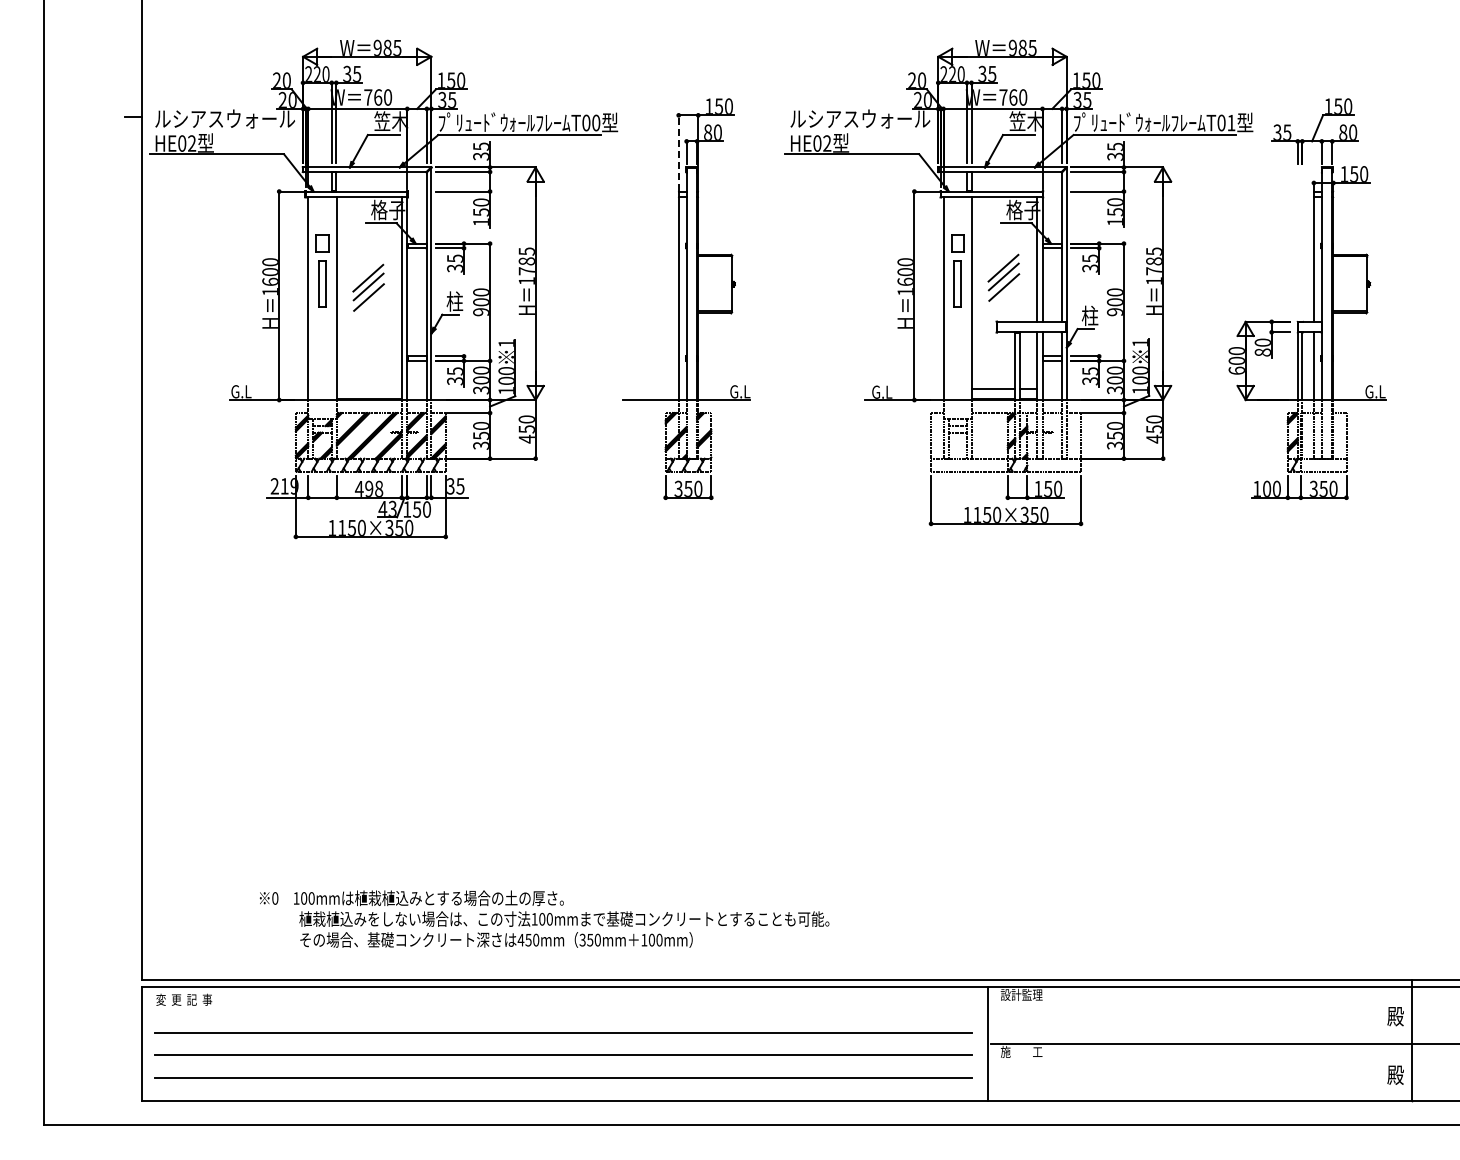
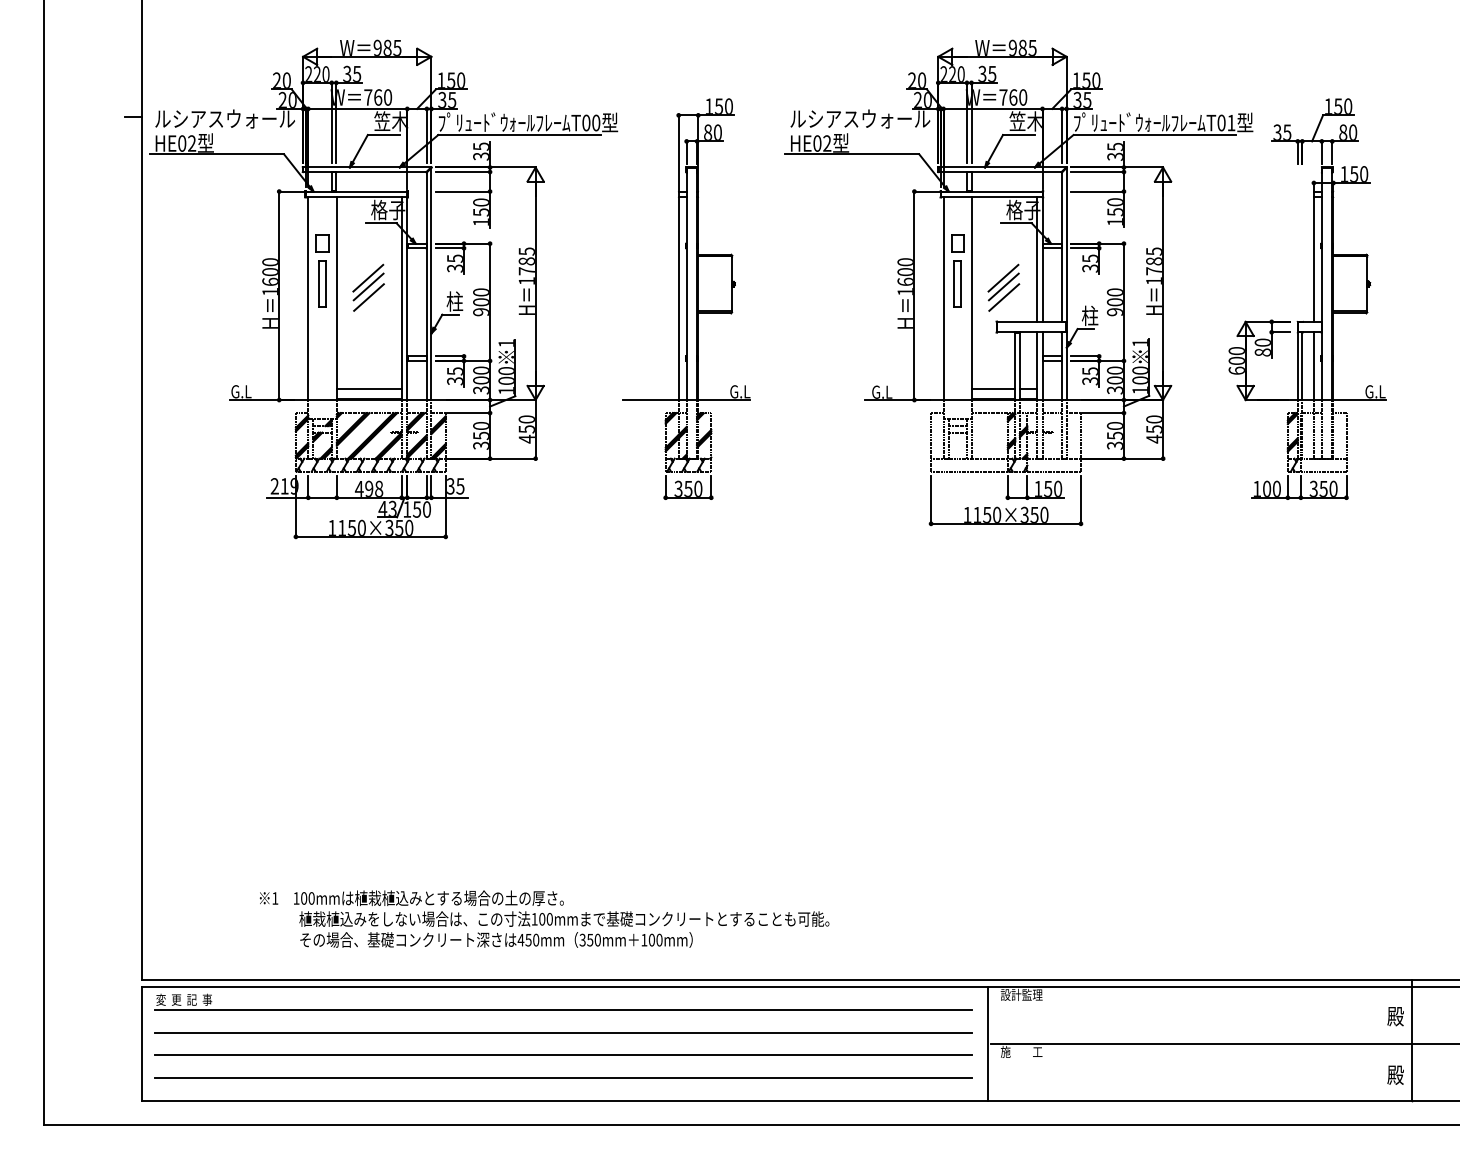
line: dashed -> solid (678, 152)
part position: (1003, 277) -> (1003, 287) (1003, 287)
line: none -> present (368, 388)
text: 0 -> 1 (275, 898)
line: none -> present (563, 1009)
